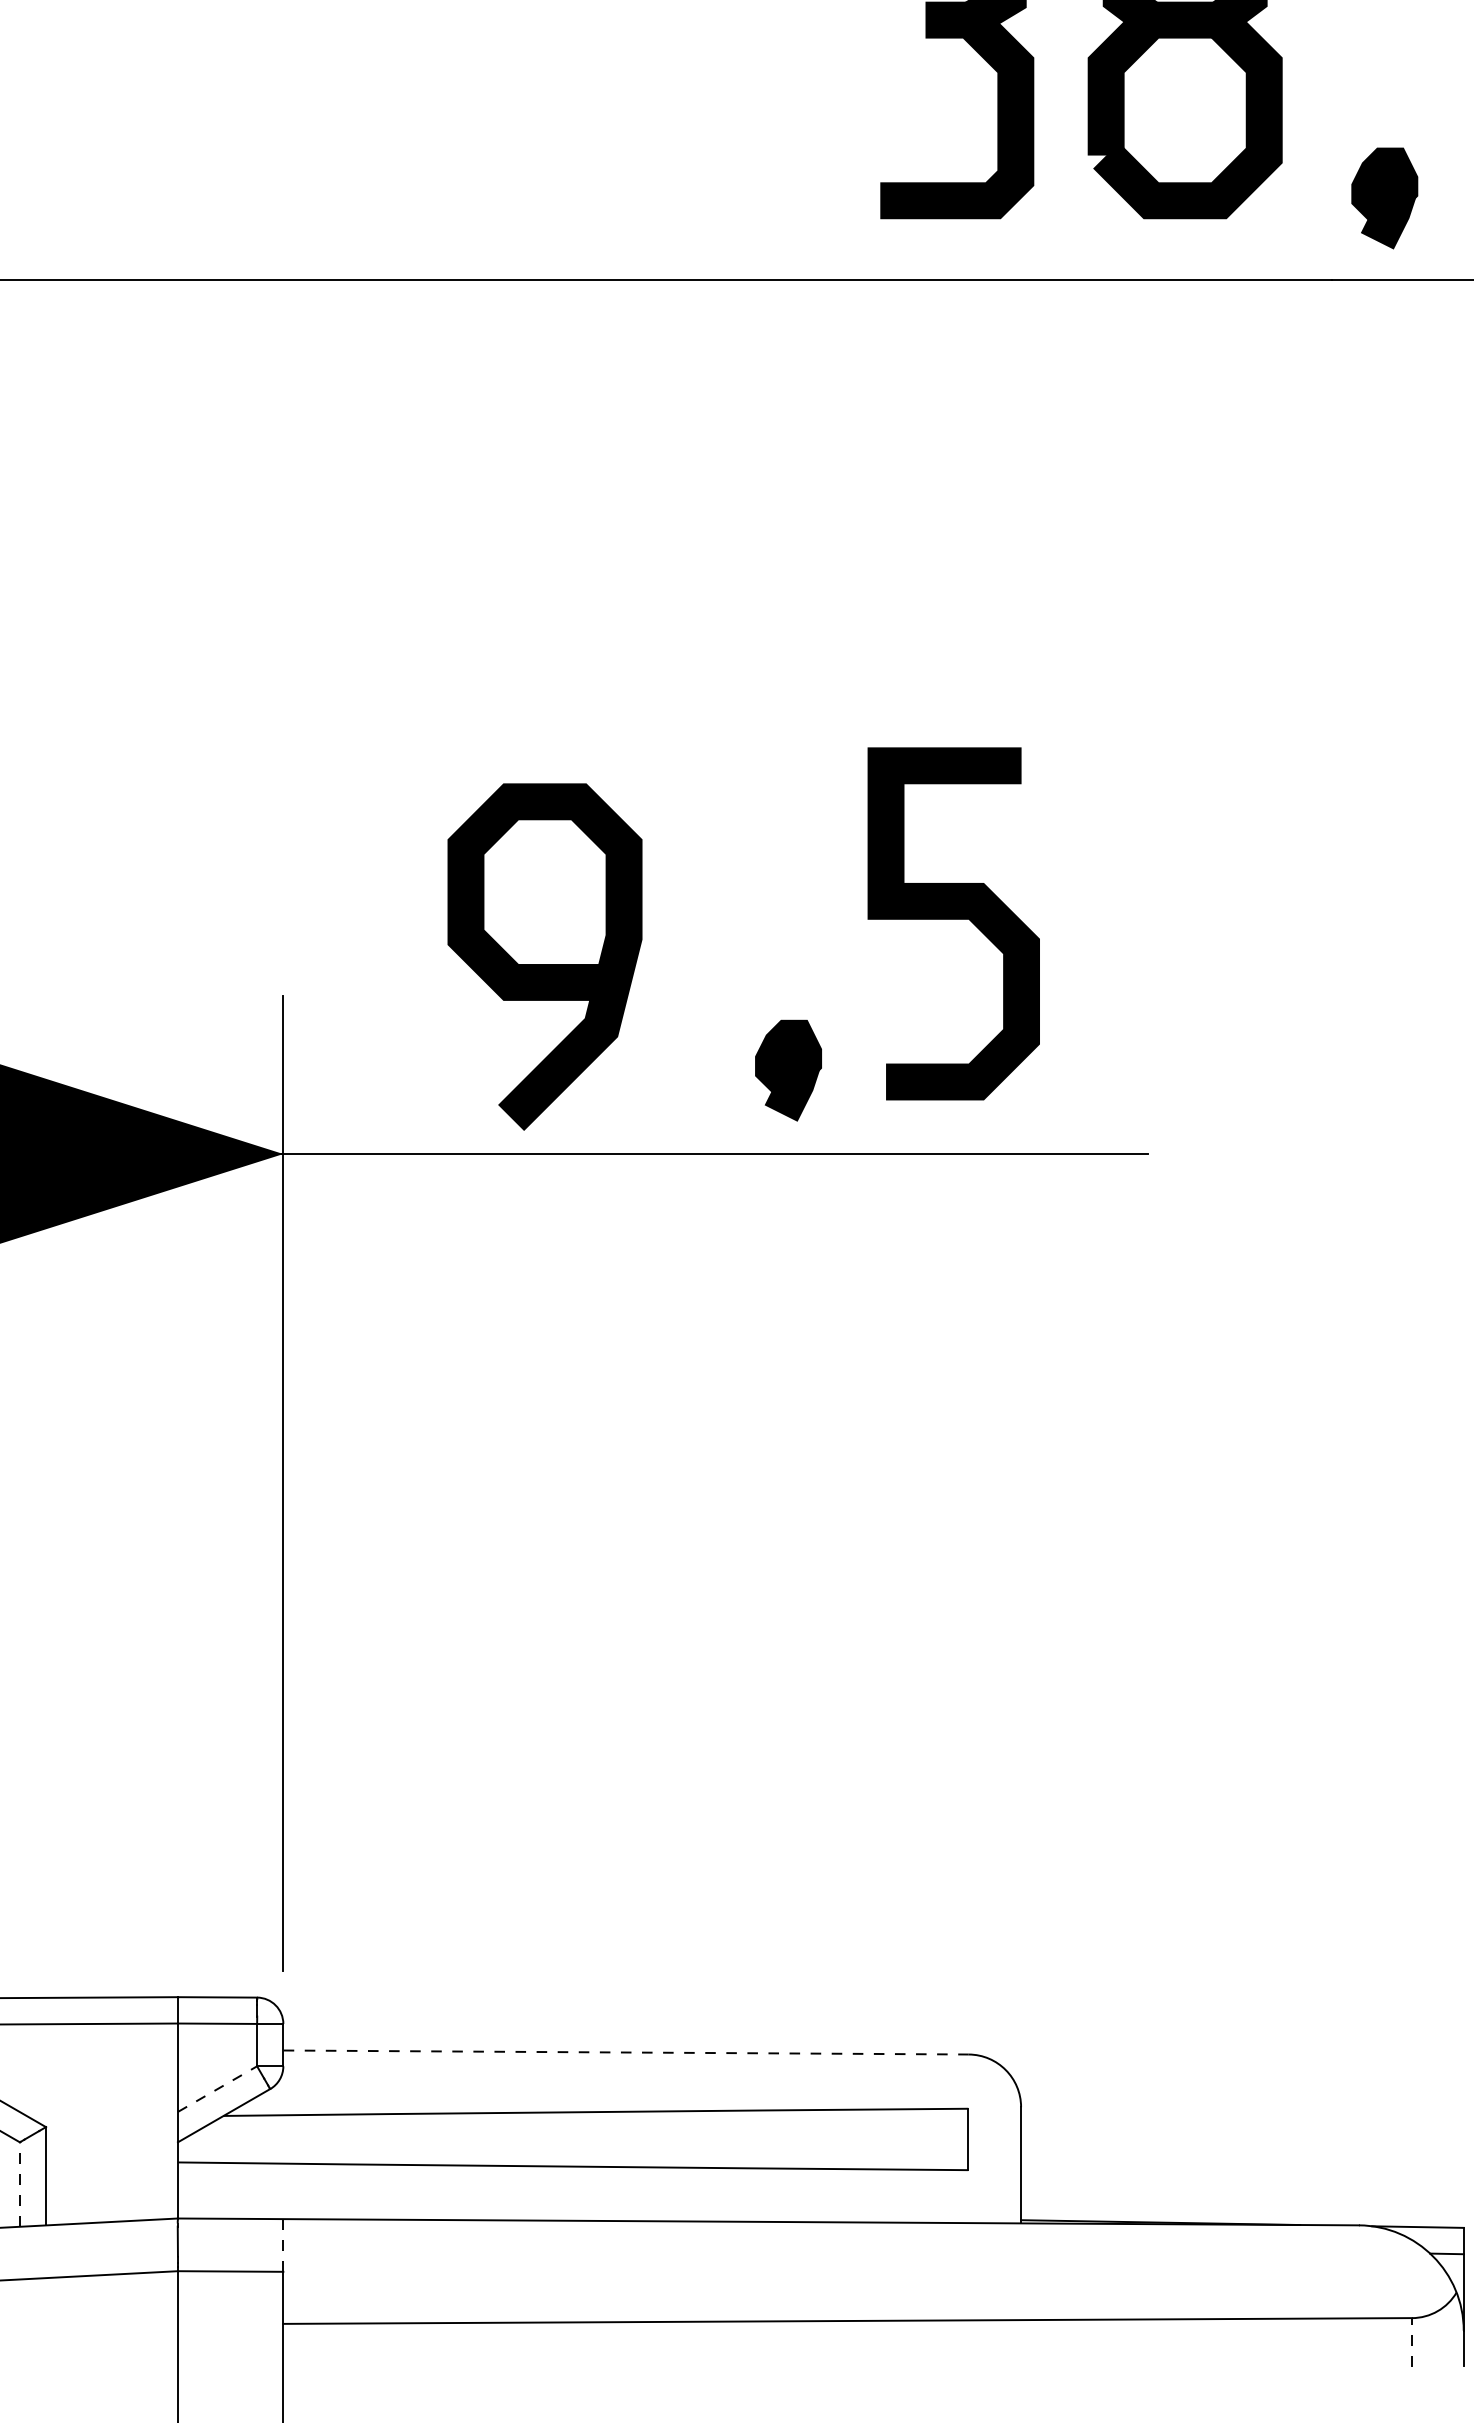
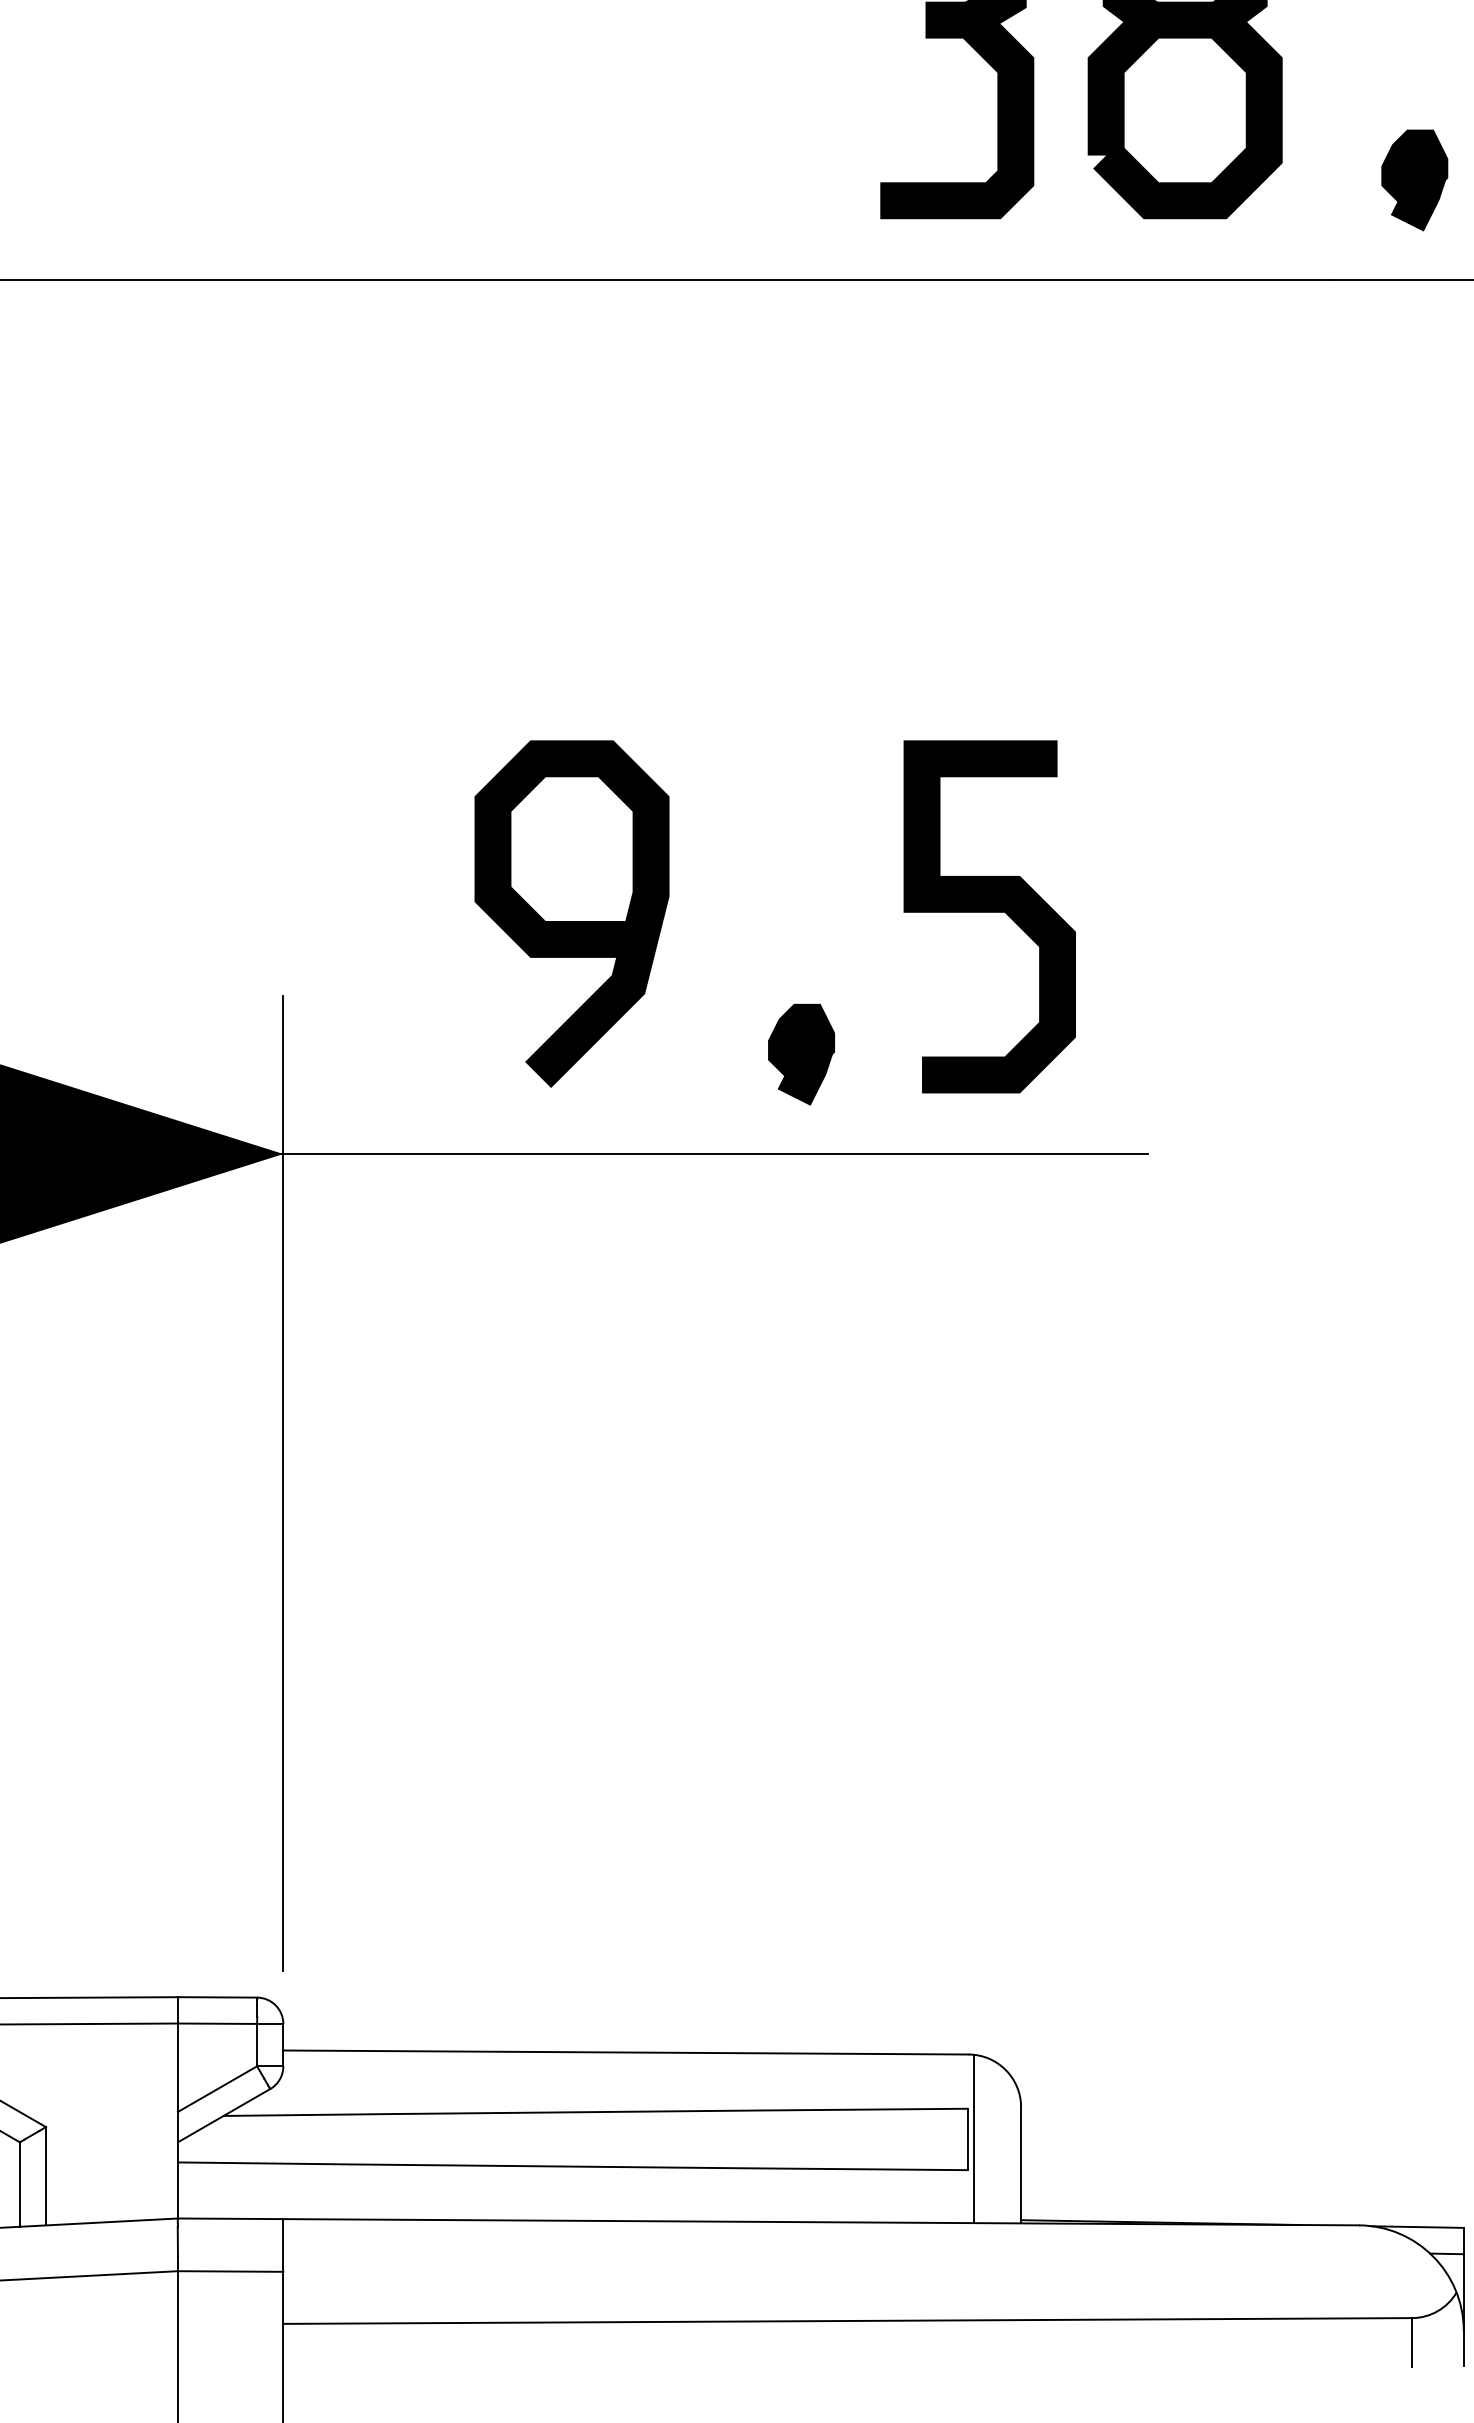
part position: (1384, 198) -> (1414, 180) (1414, 180)
curve position: (953, 919) -> (989, 912) (989, 912)
curve position: (544, 964) -> (571, 921) (571, 921)
part position: (788, 1070) -> (801, 1054) (801, 1054)
line: dashed -> solid (626, 2052)
line: dashed -> solid (217, 2089)
line: none -> present (973, 2138)
line: dashed -> solid (19, 2184)
line: dashed -> solid (283, 2245)
line: dashed -> solid (1411, 2341)
